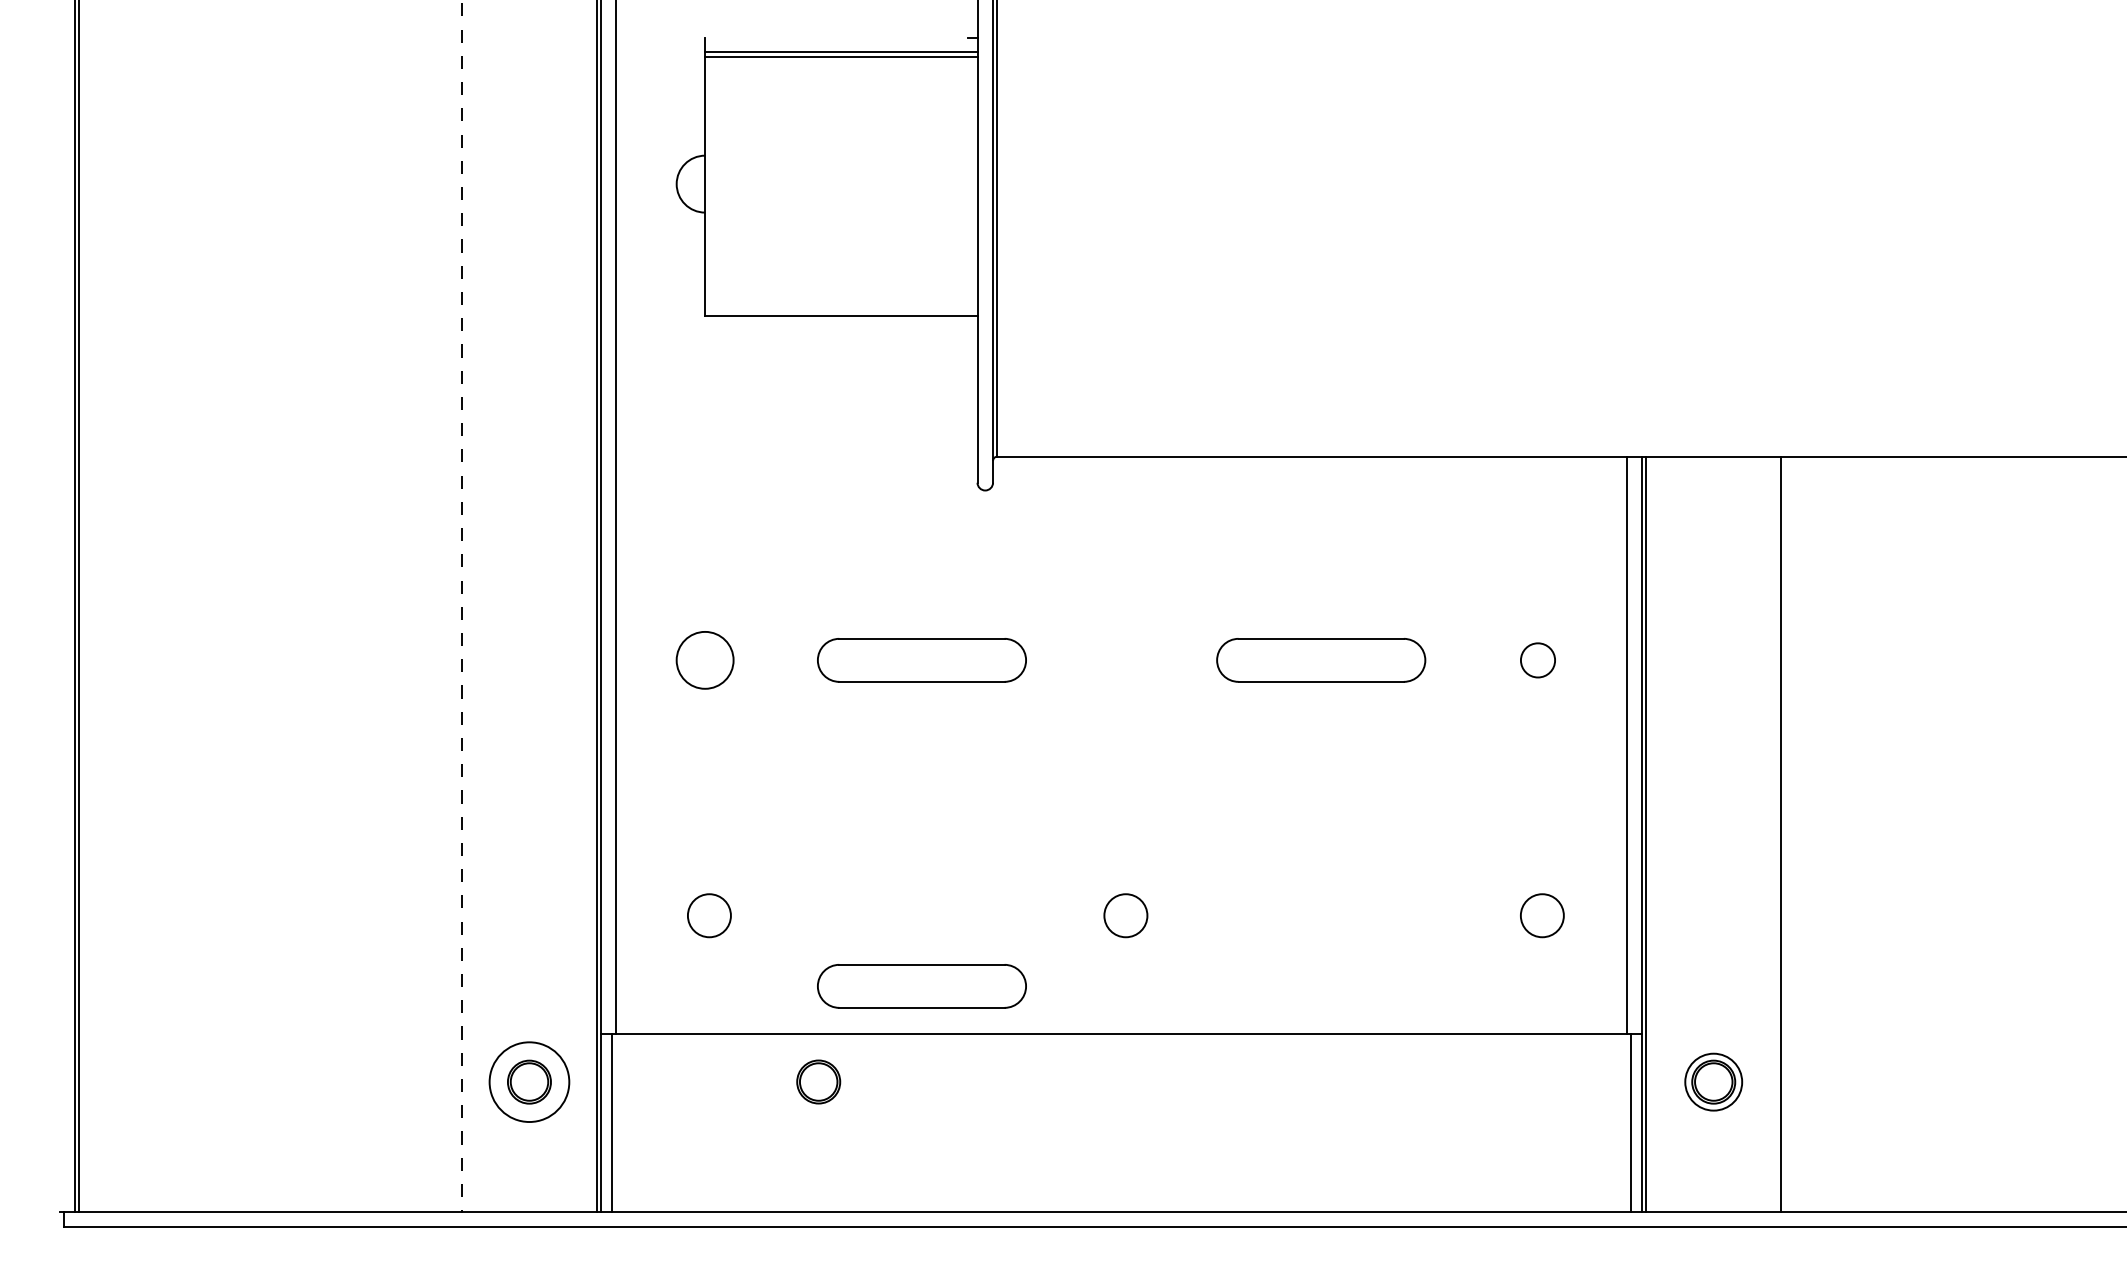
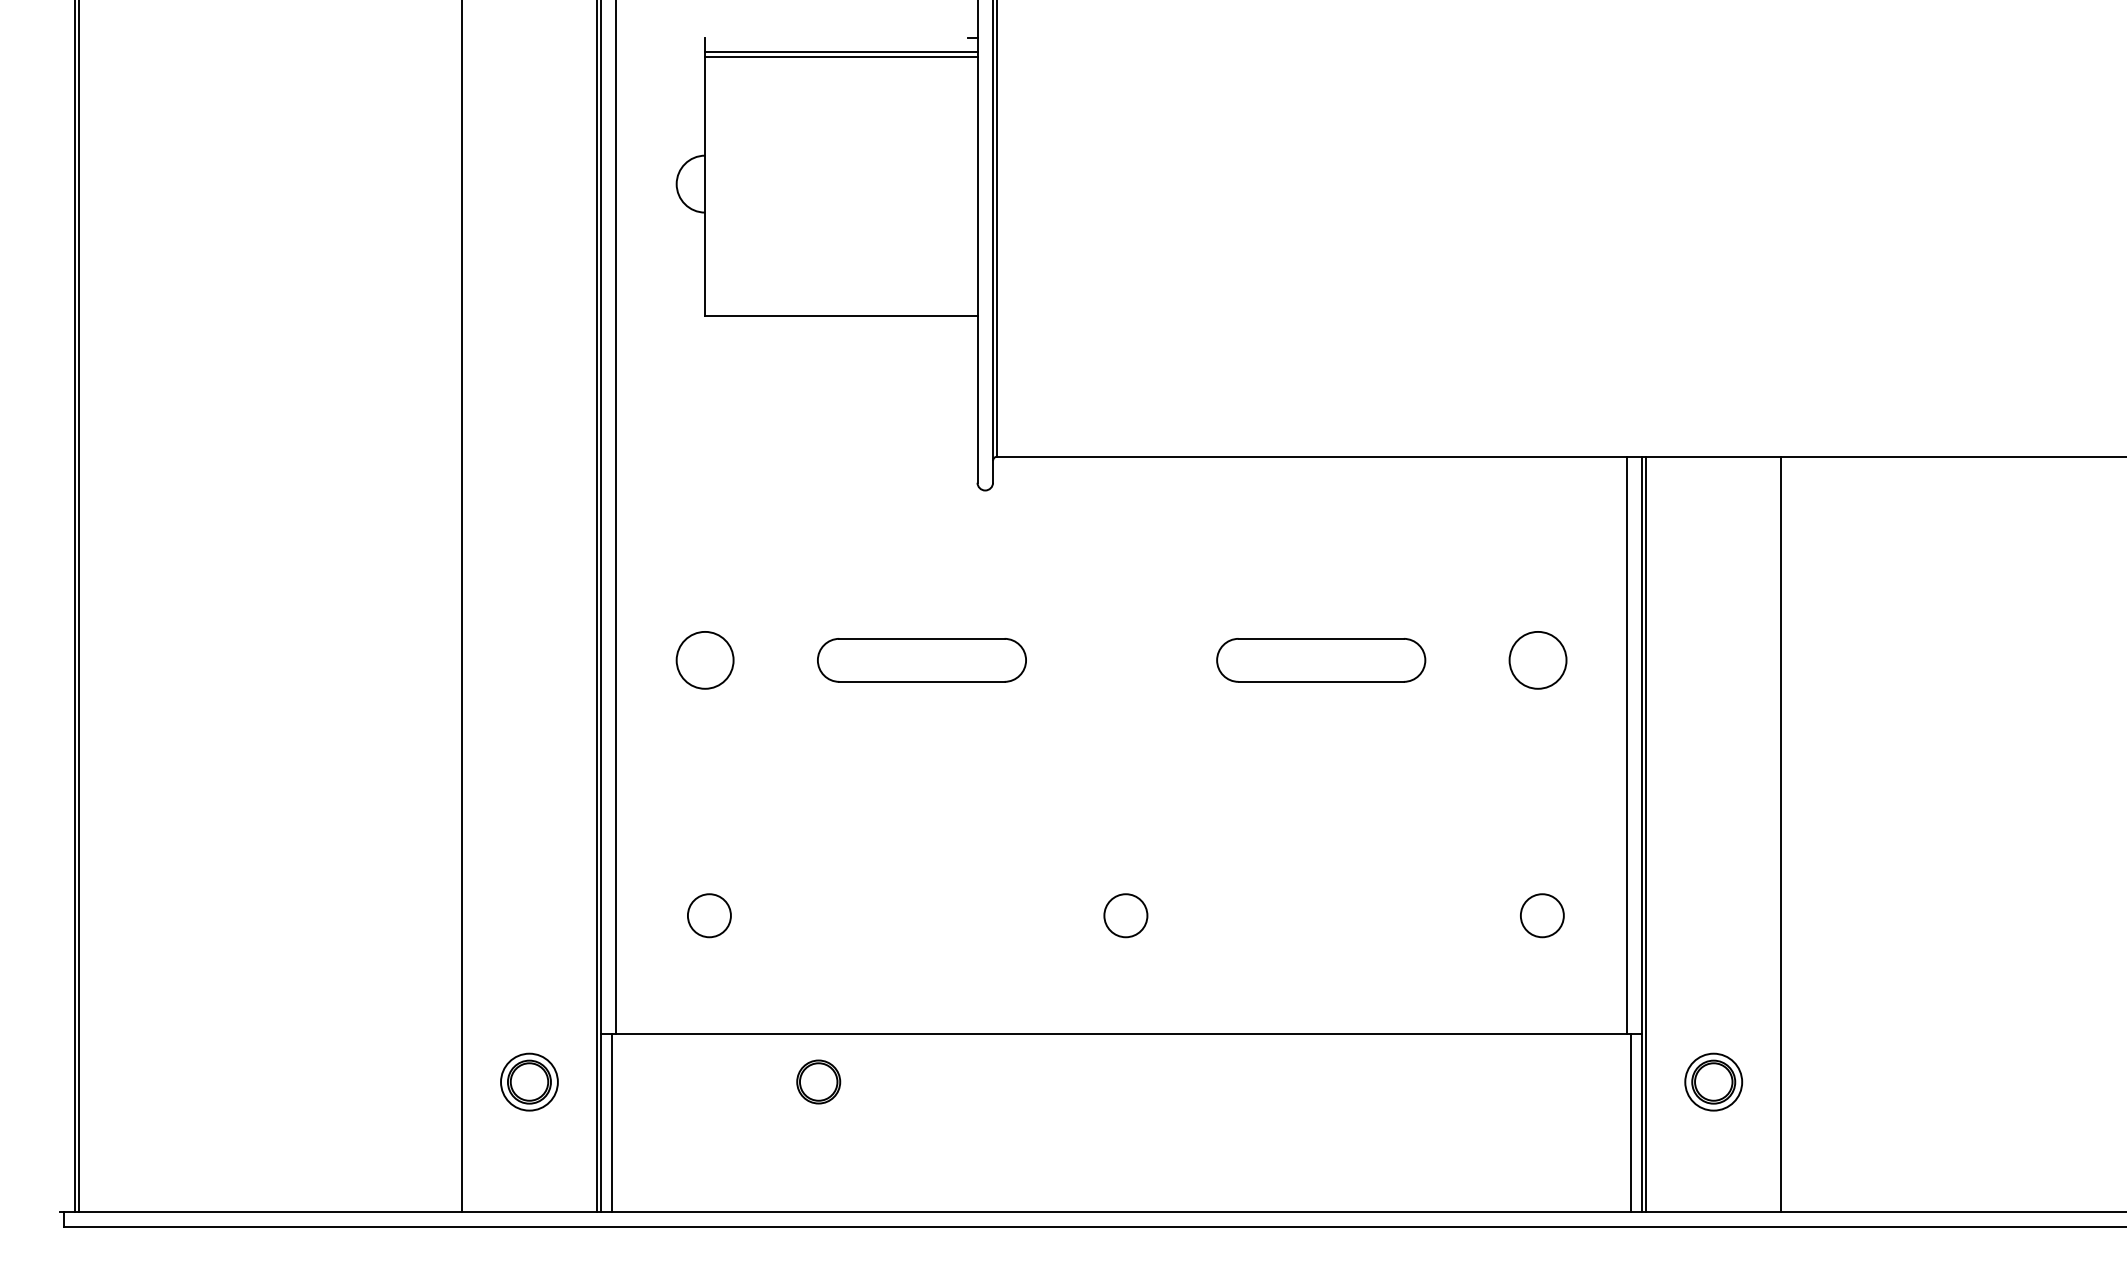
line: dashed -> solid (462, 606)
circle size: 36x37 px -> 60x59 px (1537, 660)
part: present -> none (921, 986)
circle diameter: 80 px -> 57 px (529, 1081)
